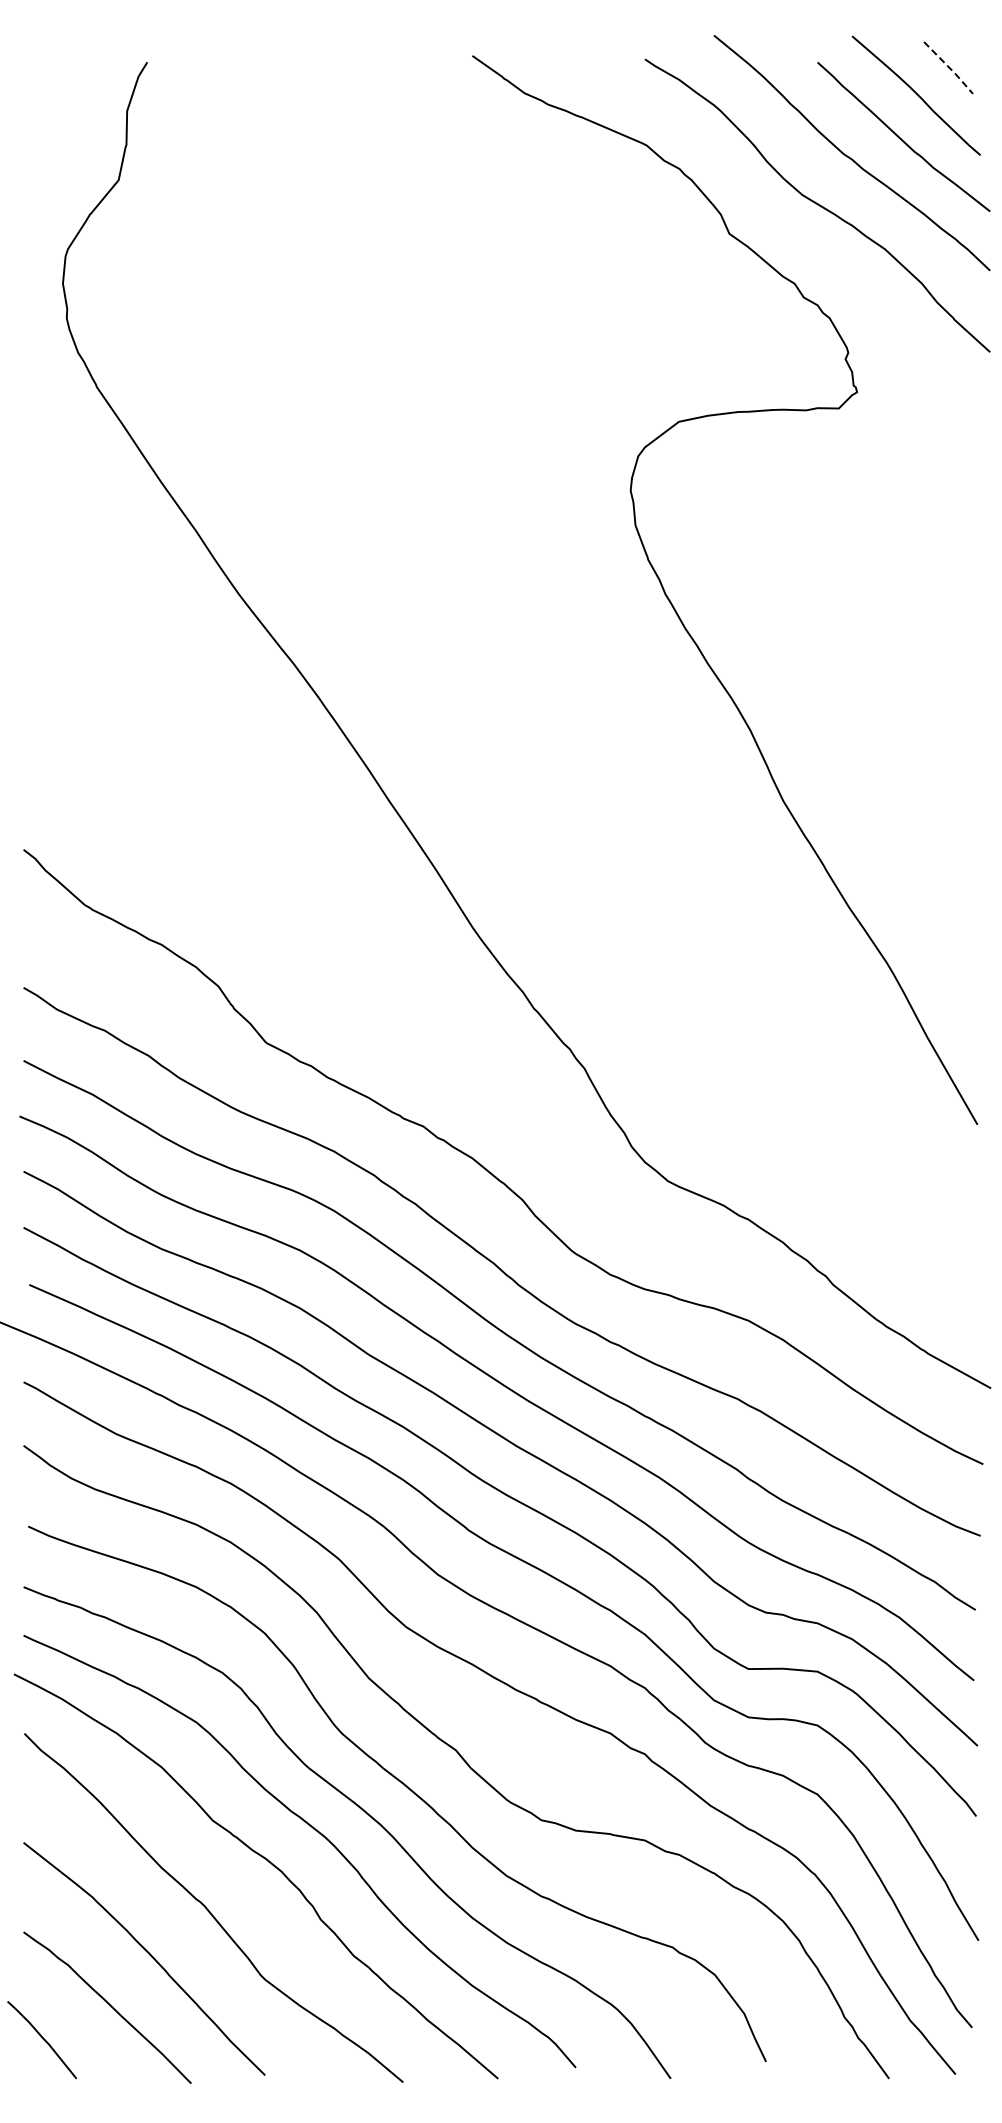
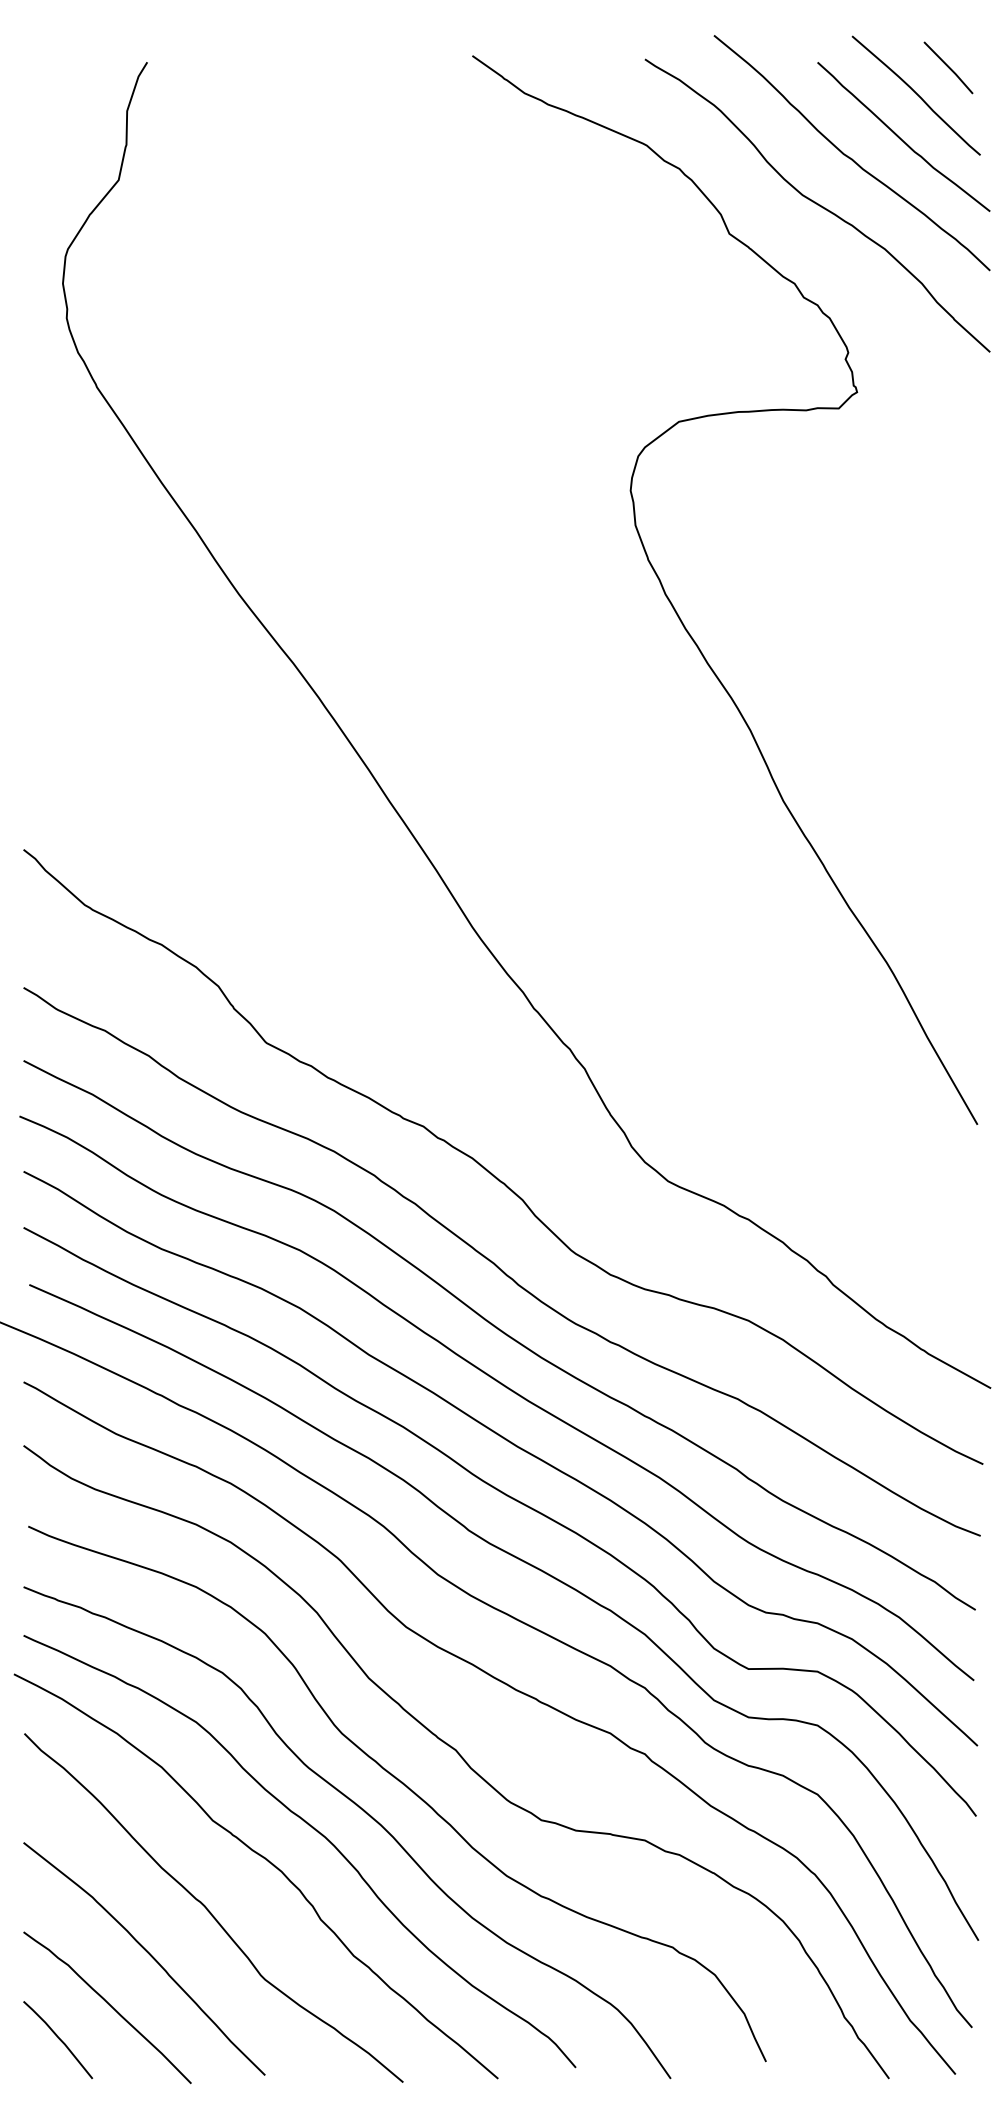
line: dashed -> solid (949, 67)
curve position: (42, 2039) -> (58, 2039) (58, 2039)
